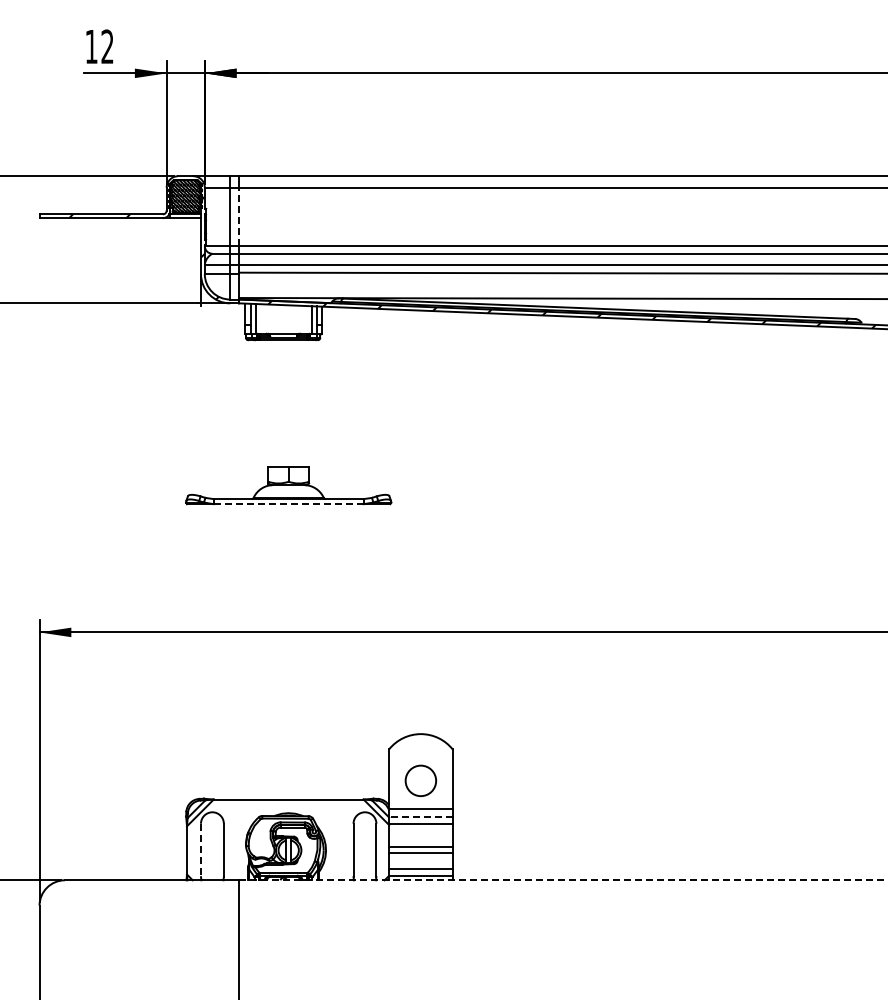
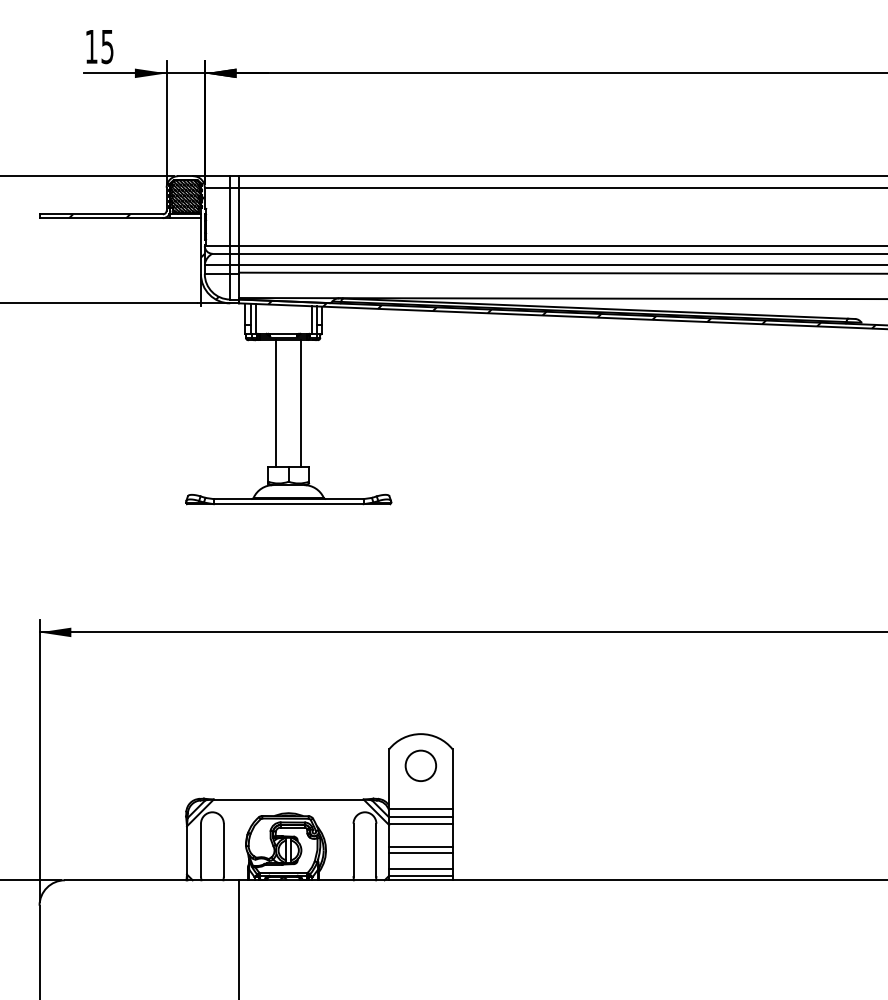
text: 12 -> 15 (107, 46)
line: dashed -> solid (239, 216)
line: none -> present (276, 403)
line: none -> present (301, 403)
line: dashed -> solid (288, 504)
circle position: (420, 780) -> (420, 765) (420, 765)
line: dashed -> solid (420, 817)
line: dashed -> solid (201, 850)
line: dashed -> solid (564, 880)
